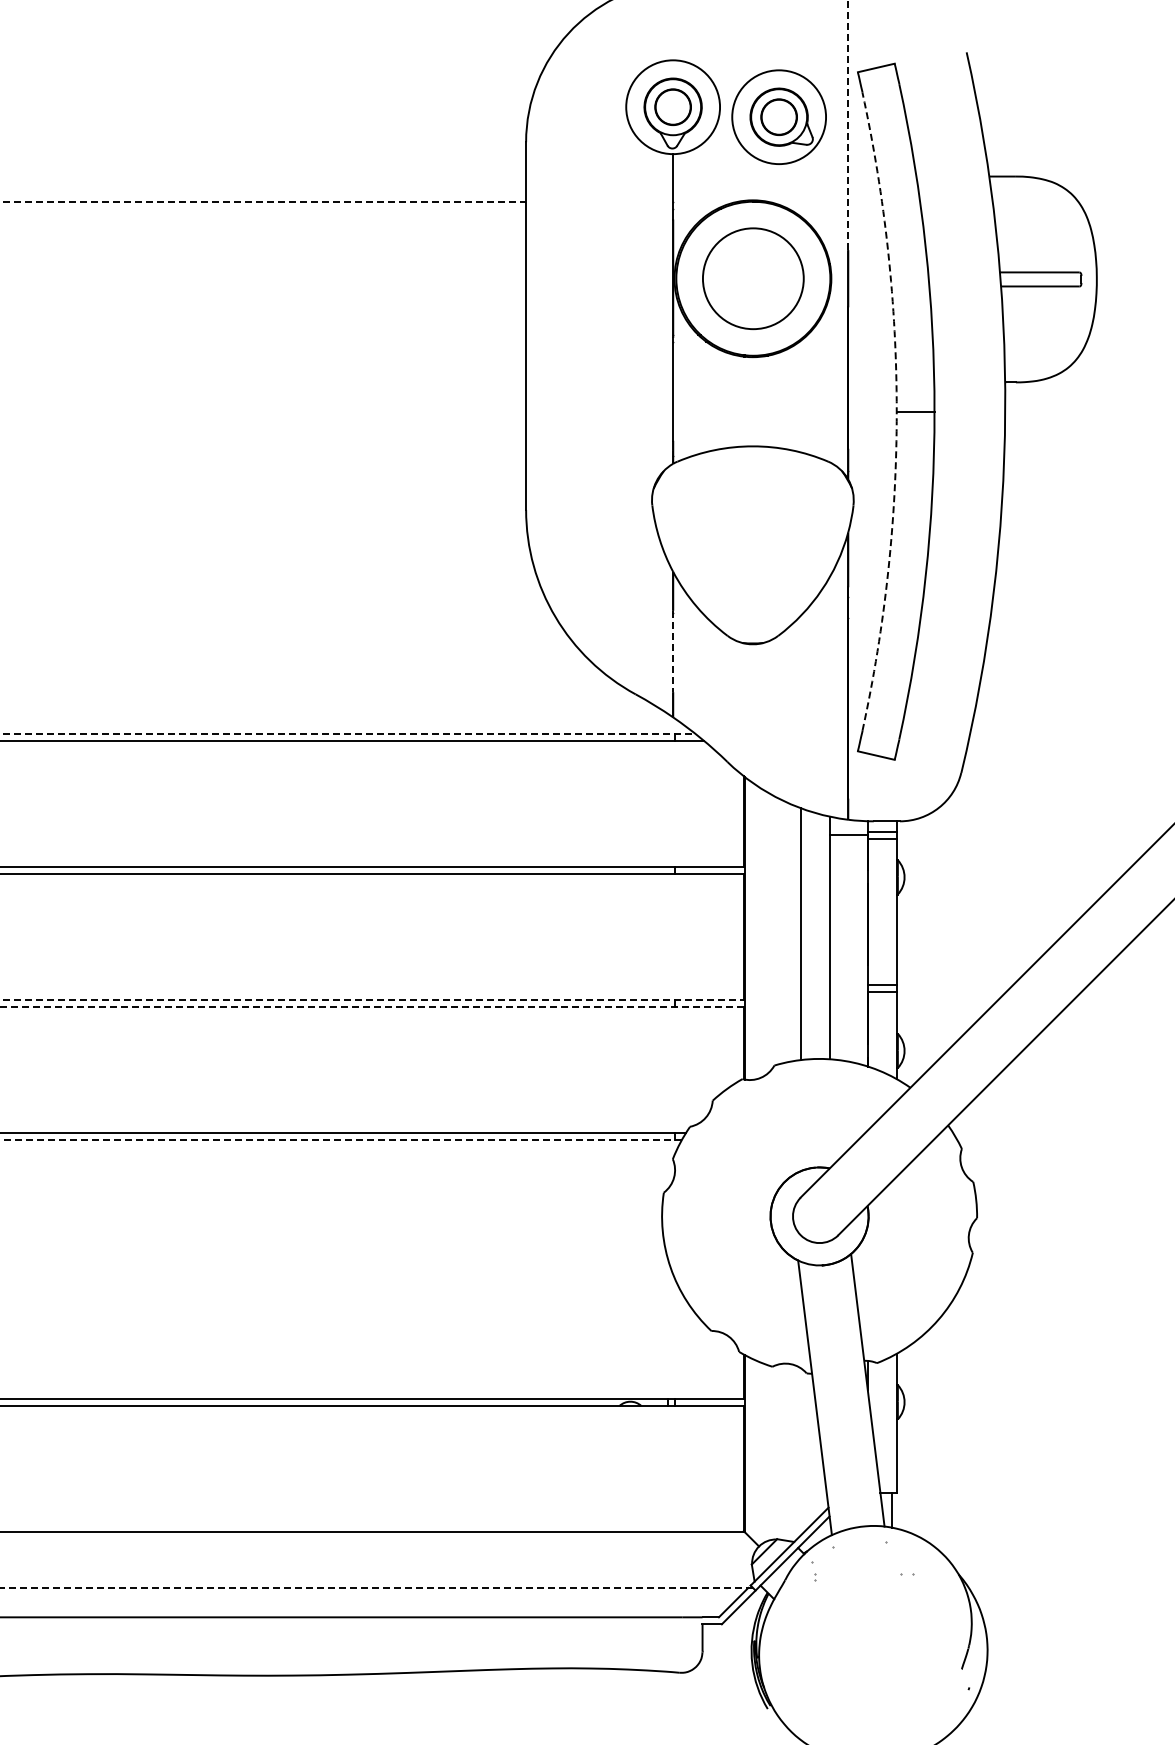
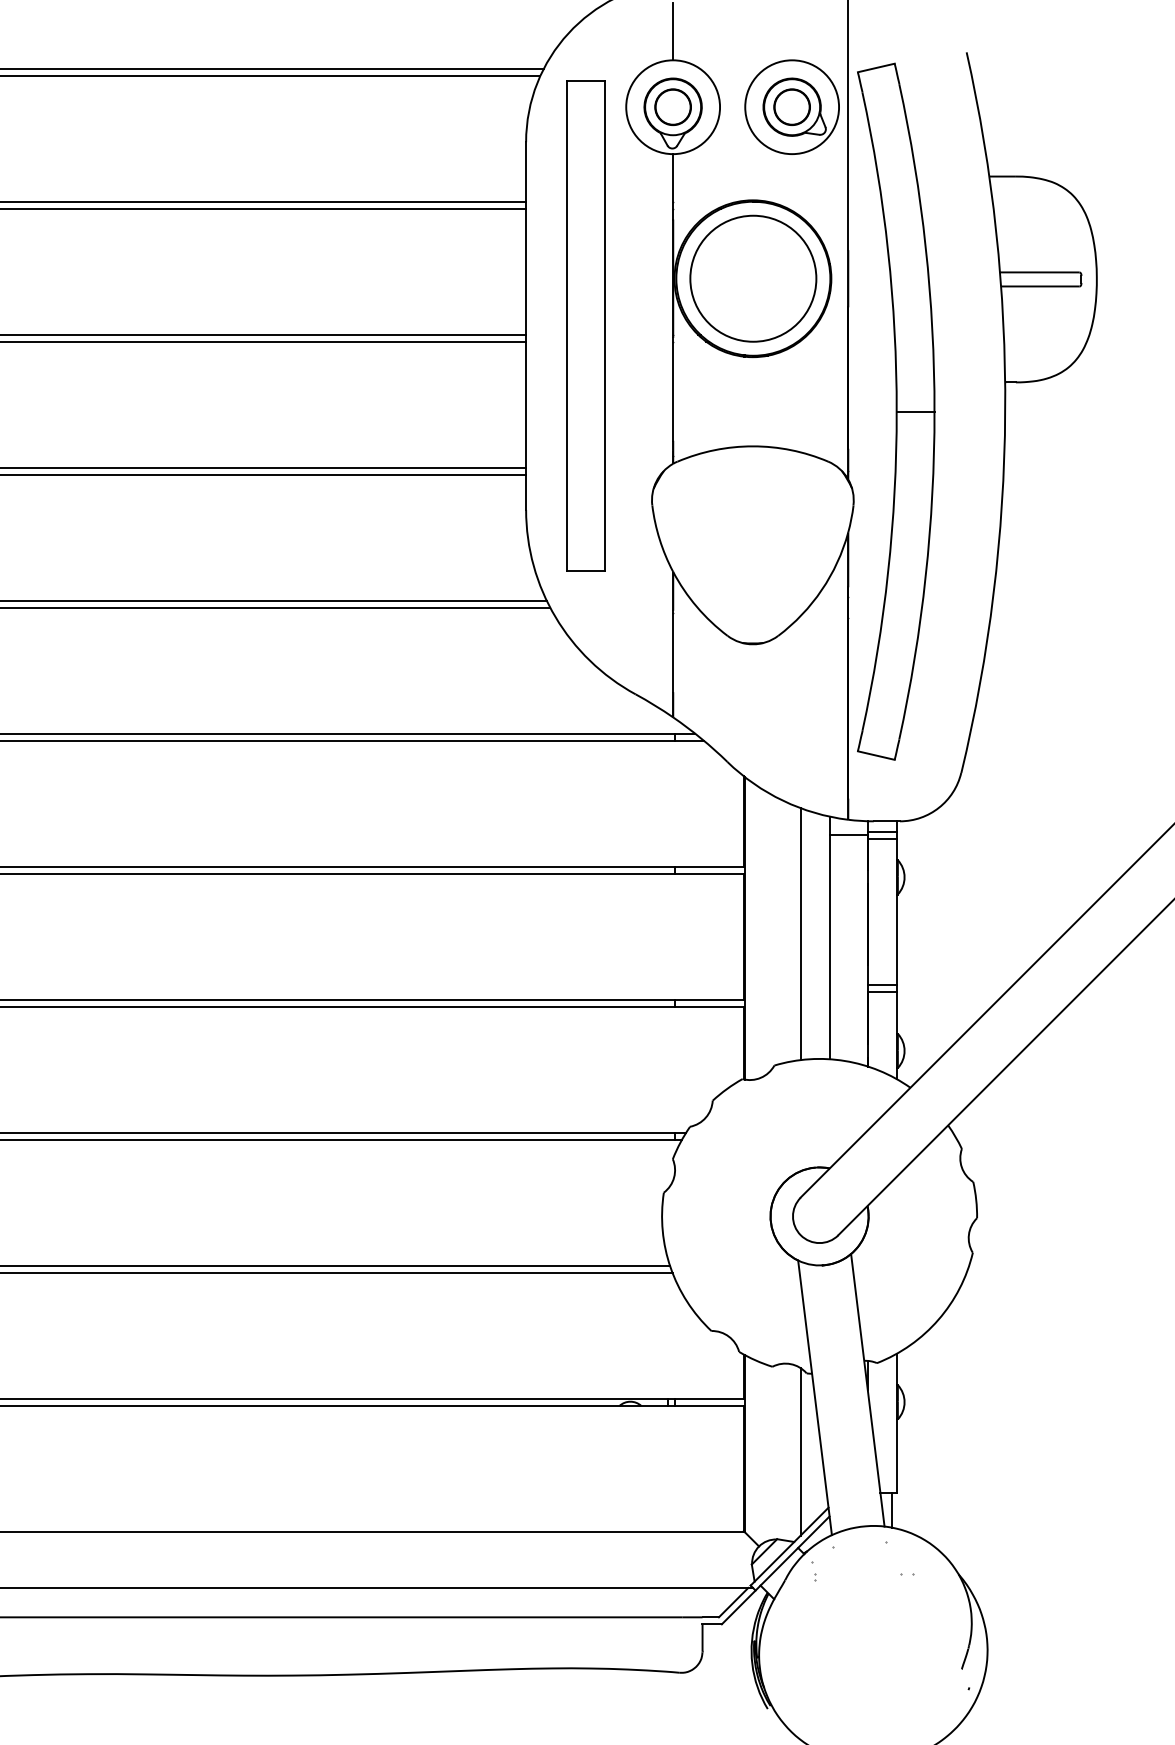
line: none -> present (673, 31)
line: none -> present (272, 68)
line: none -> present (271, 75)
part position: (778, 116) -> (791, 106) (791, 106)
line: dashed -> solid (848, 125)
line: dashed -> solid (263, 201)
line: none -> present (264, 208)
circle diameter: 101 px -> 126 px (753, 278)
part: none -> present (585, 325)
line: none -> present (264, 334)
line: none -> present (264, 341)
arc: dashed -> solid (896, 411)
line: none -> present (264, 467)
line: none -> present (264, 474)
line: none -> present (274, 600)
line: none -> present (276, 607)
line: dashed -> solid (673, 651)
line: dashed -> solid (348, 733)
line: dashed -> solid (372, 999)
line: dashed -> solid (371, 1006)
line: dashed -> solid (340, 1139)
line: none -> present (336, 1265)
line: none -> present (337, 1272)
line: none -> present (800, 1451)
line: dashed -> solid (376, 1587)
